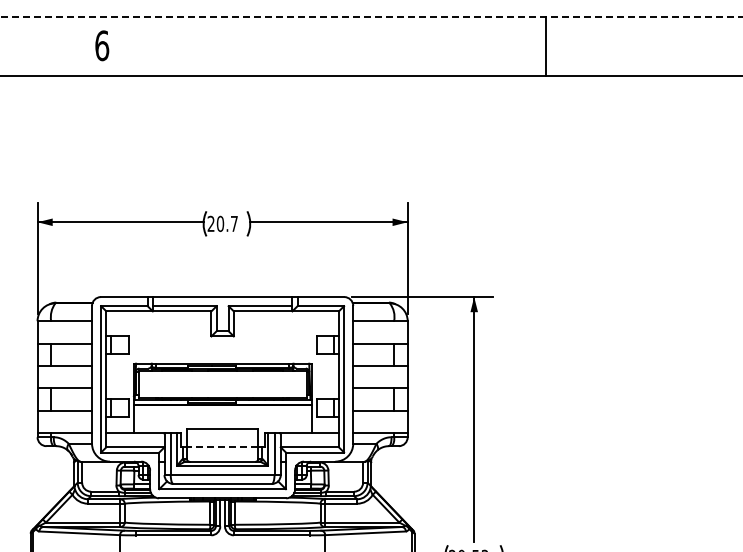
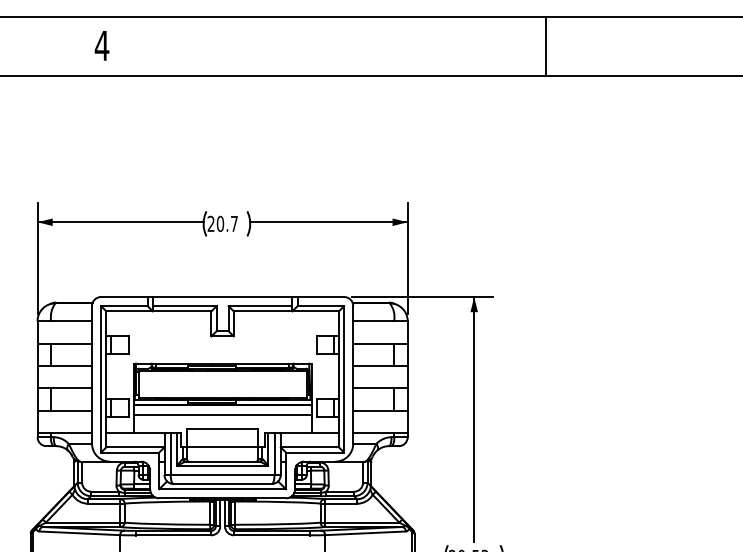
line: dashed -> solid (371, 16)
text: 6 -> 4 (101, 45)
line: none -> present (222, 414)
line: dashed -> solid (222, 447)
